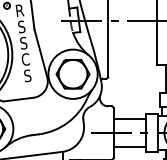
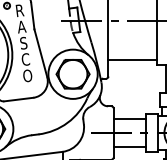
text: S -> A (22, 26)
line: none -> present (132, 60)
text: S -> O (27, 75)
